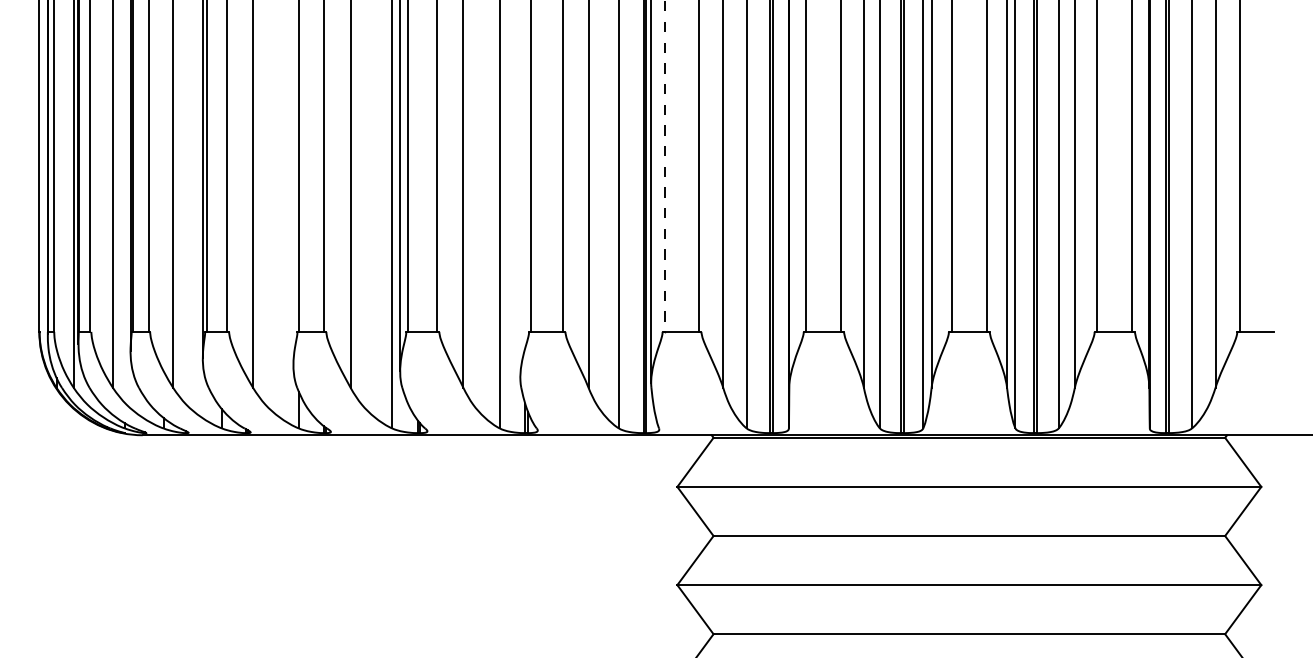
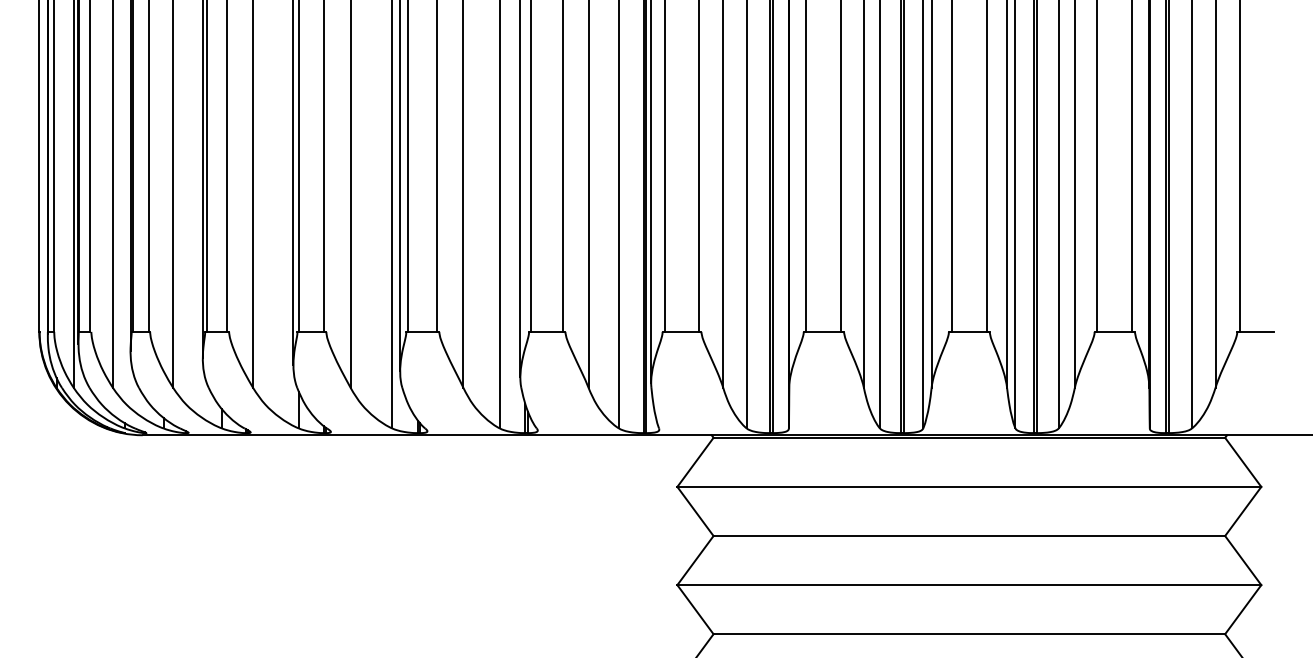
line: dashed -> solid (665, 166)
line: none -> present (293, 183)
line: none -> present (520, 189)
